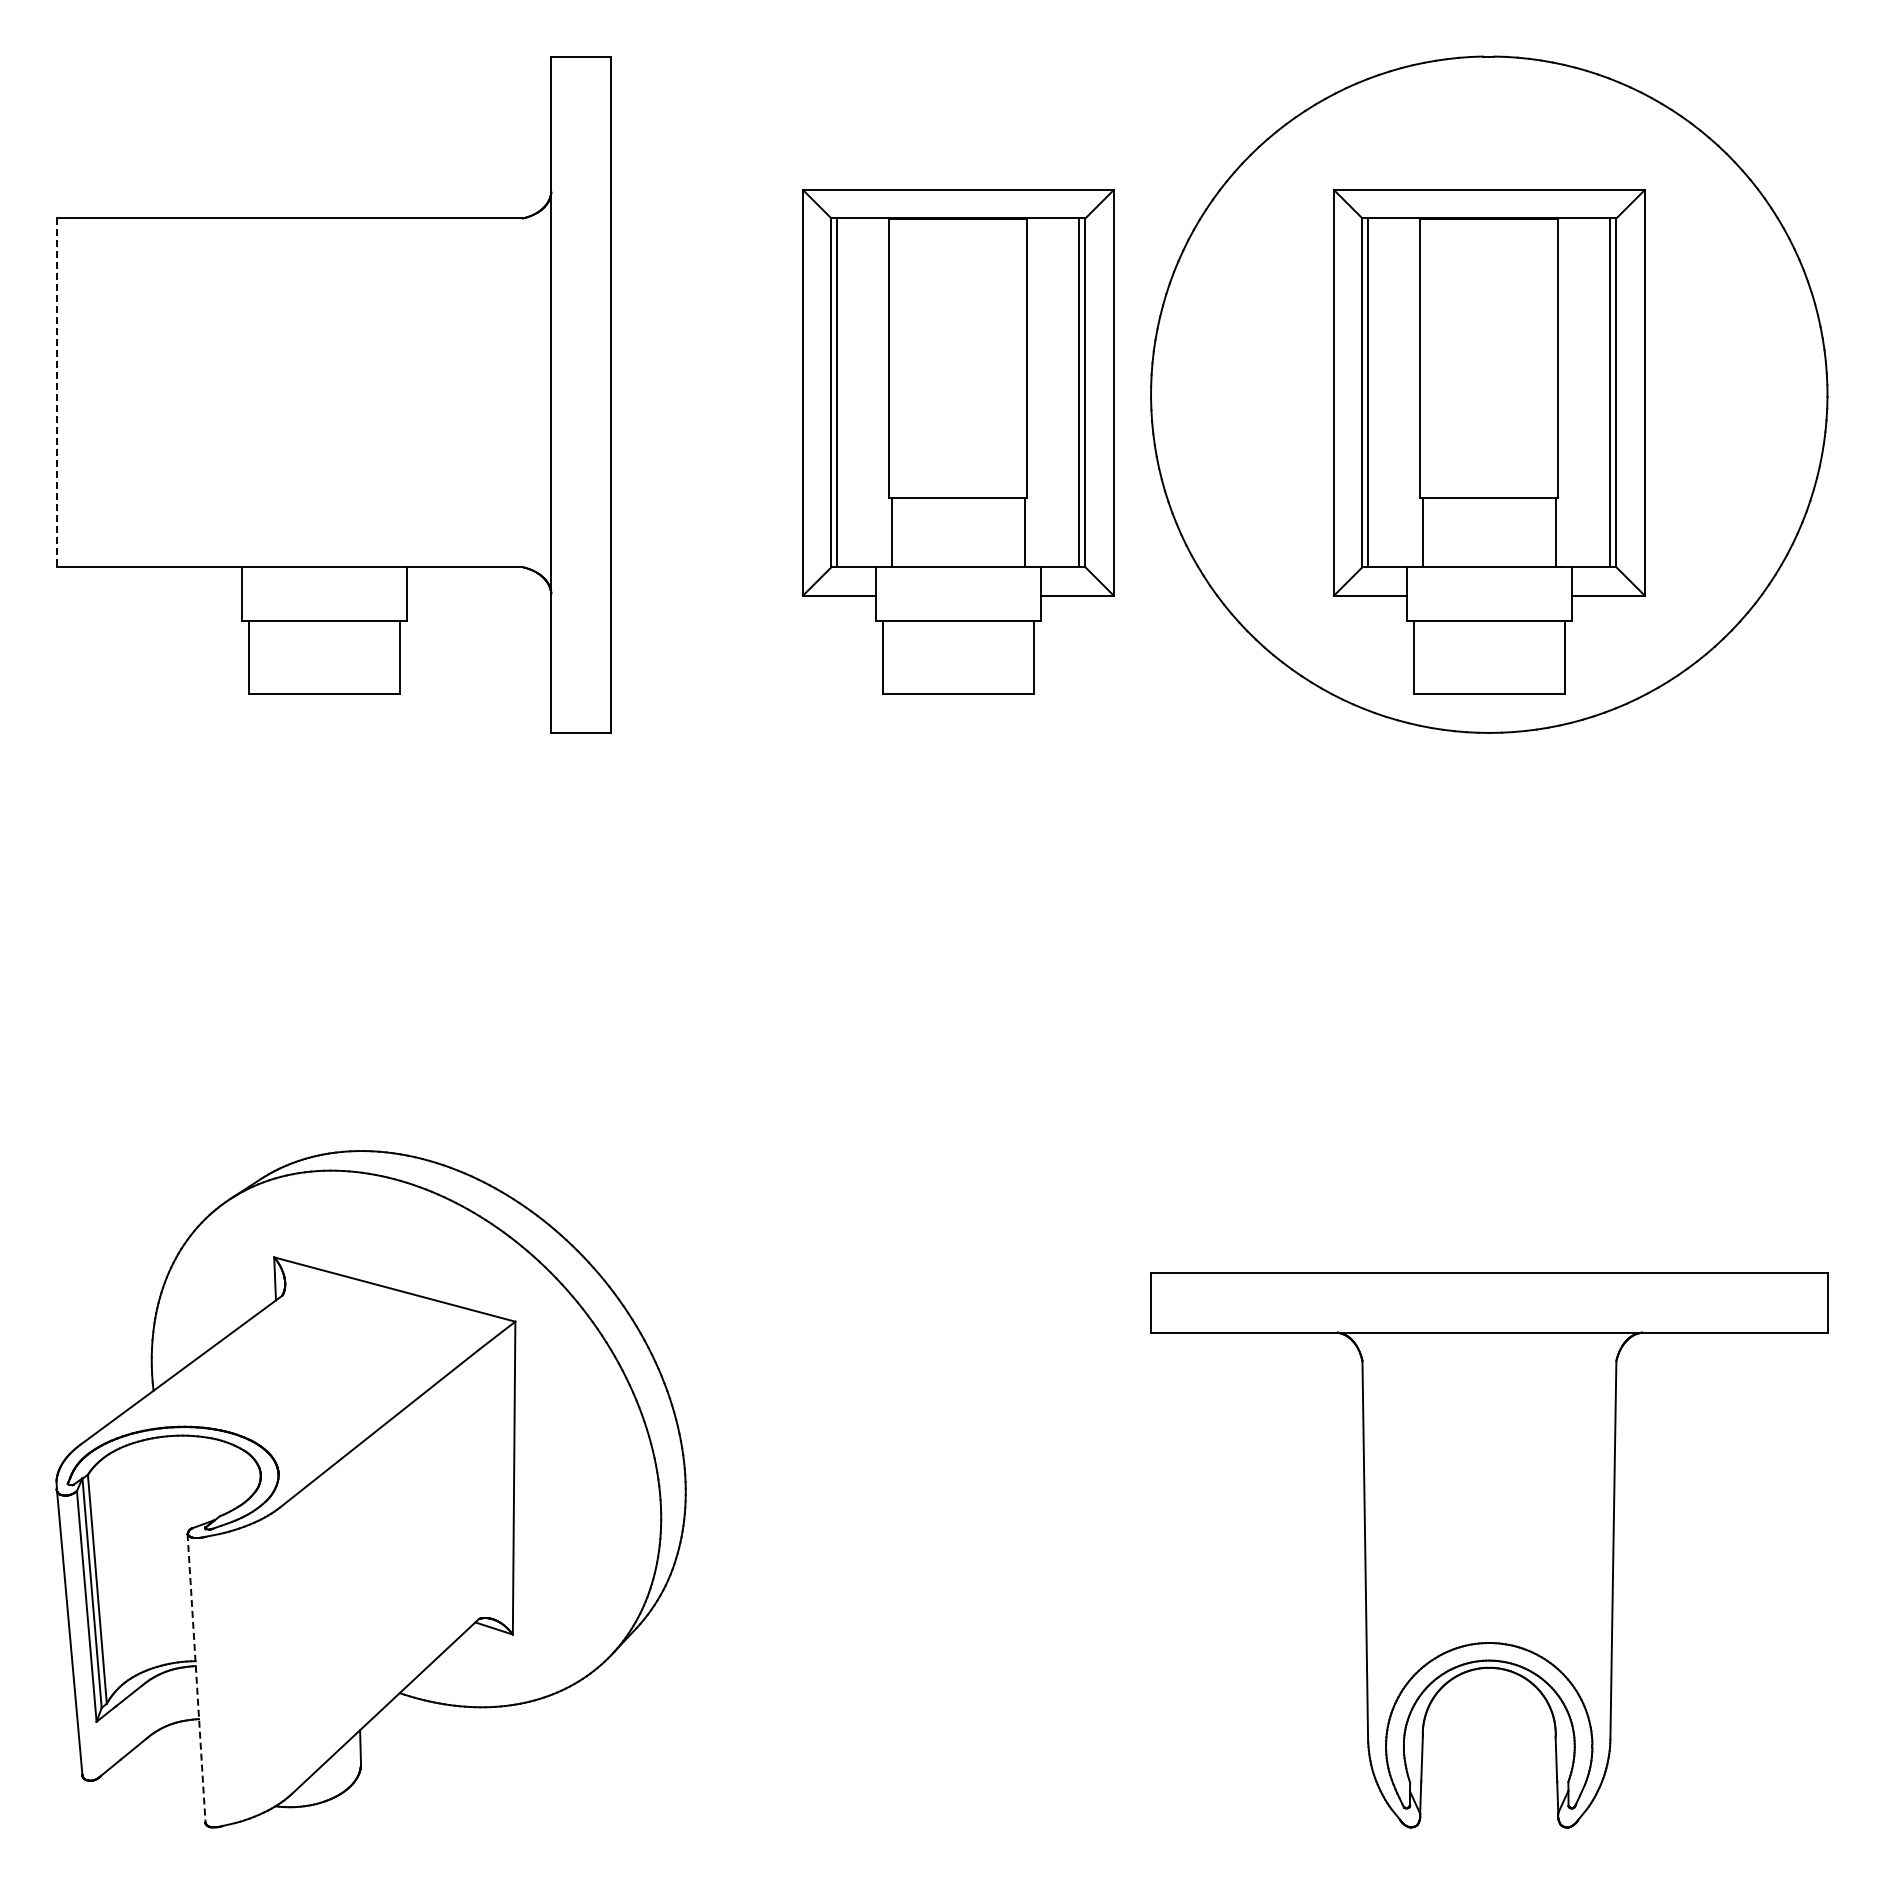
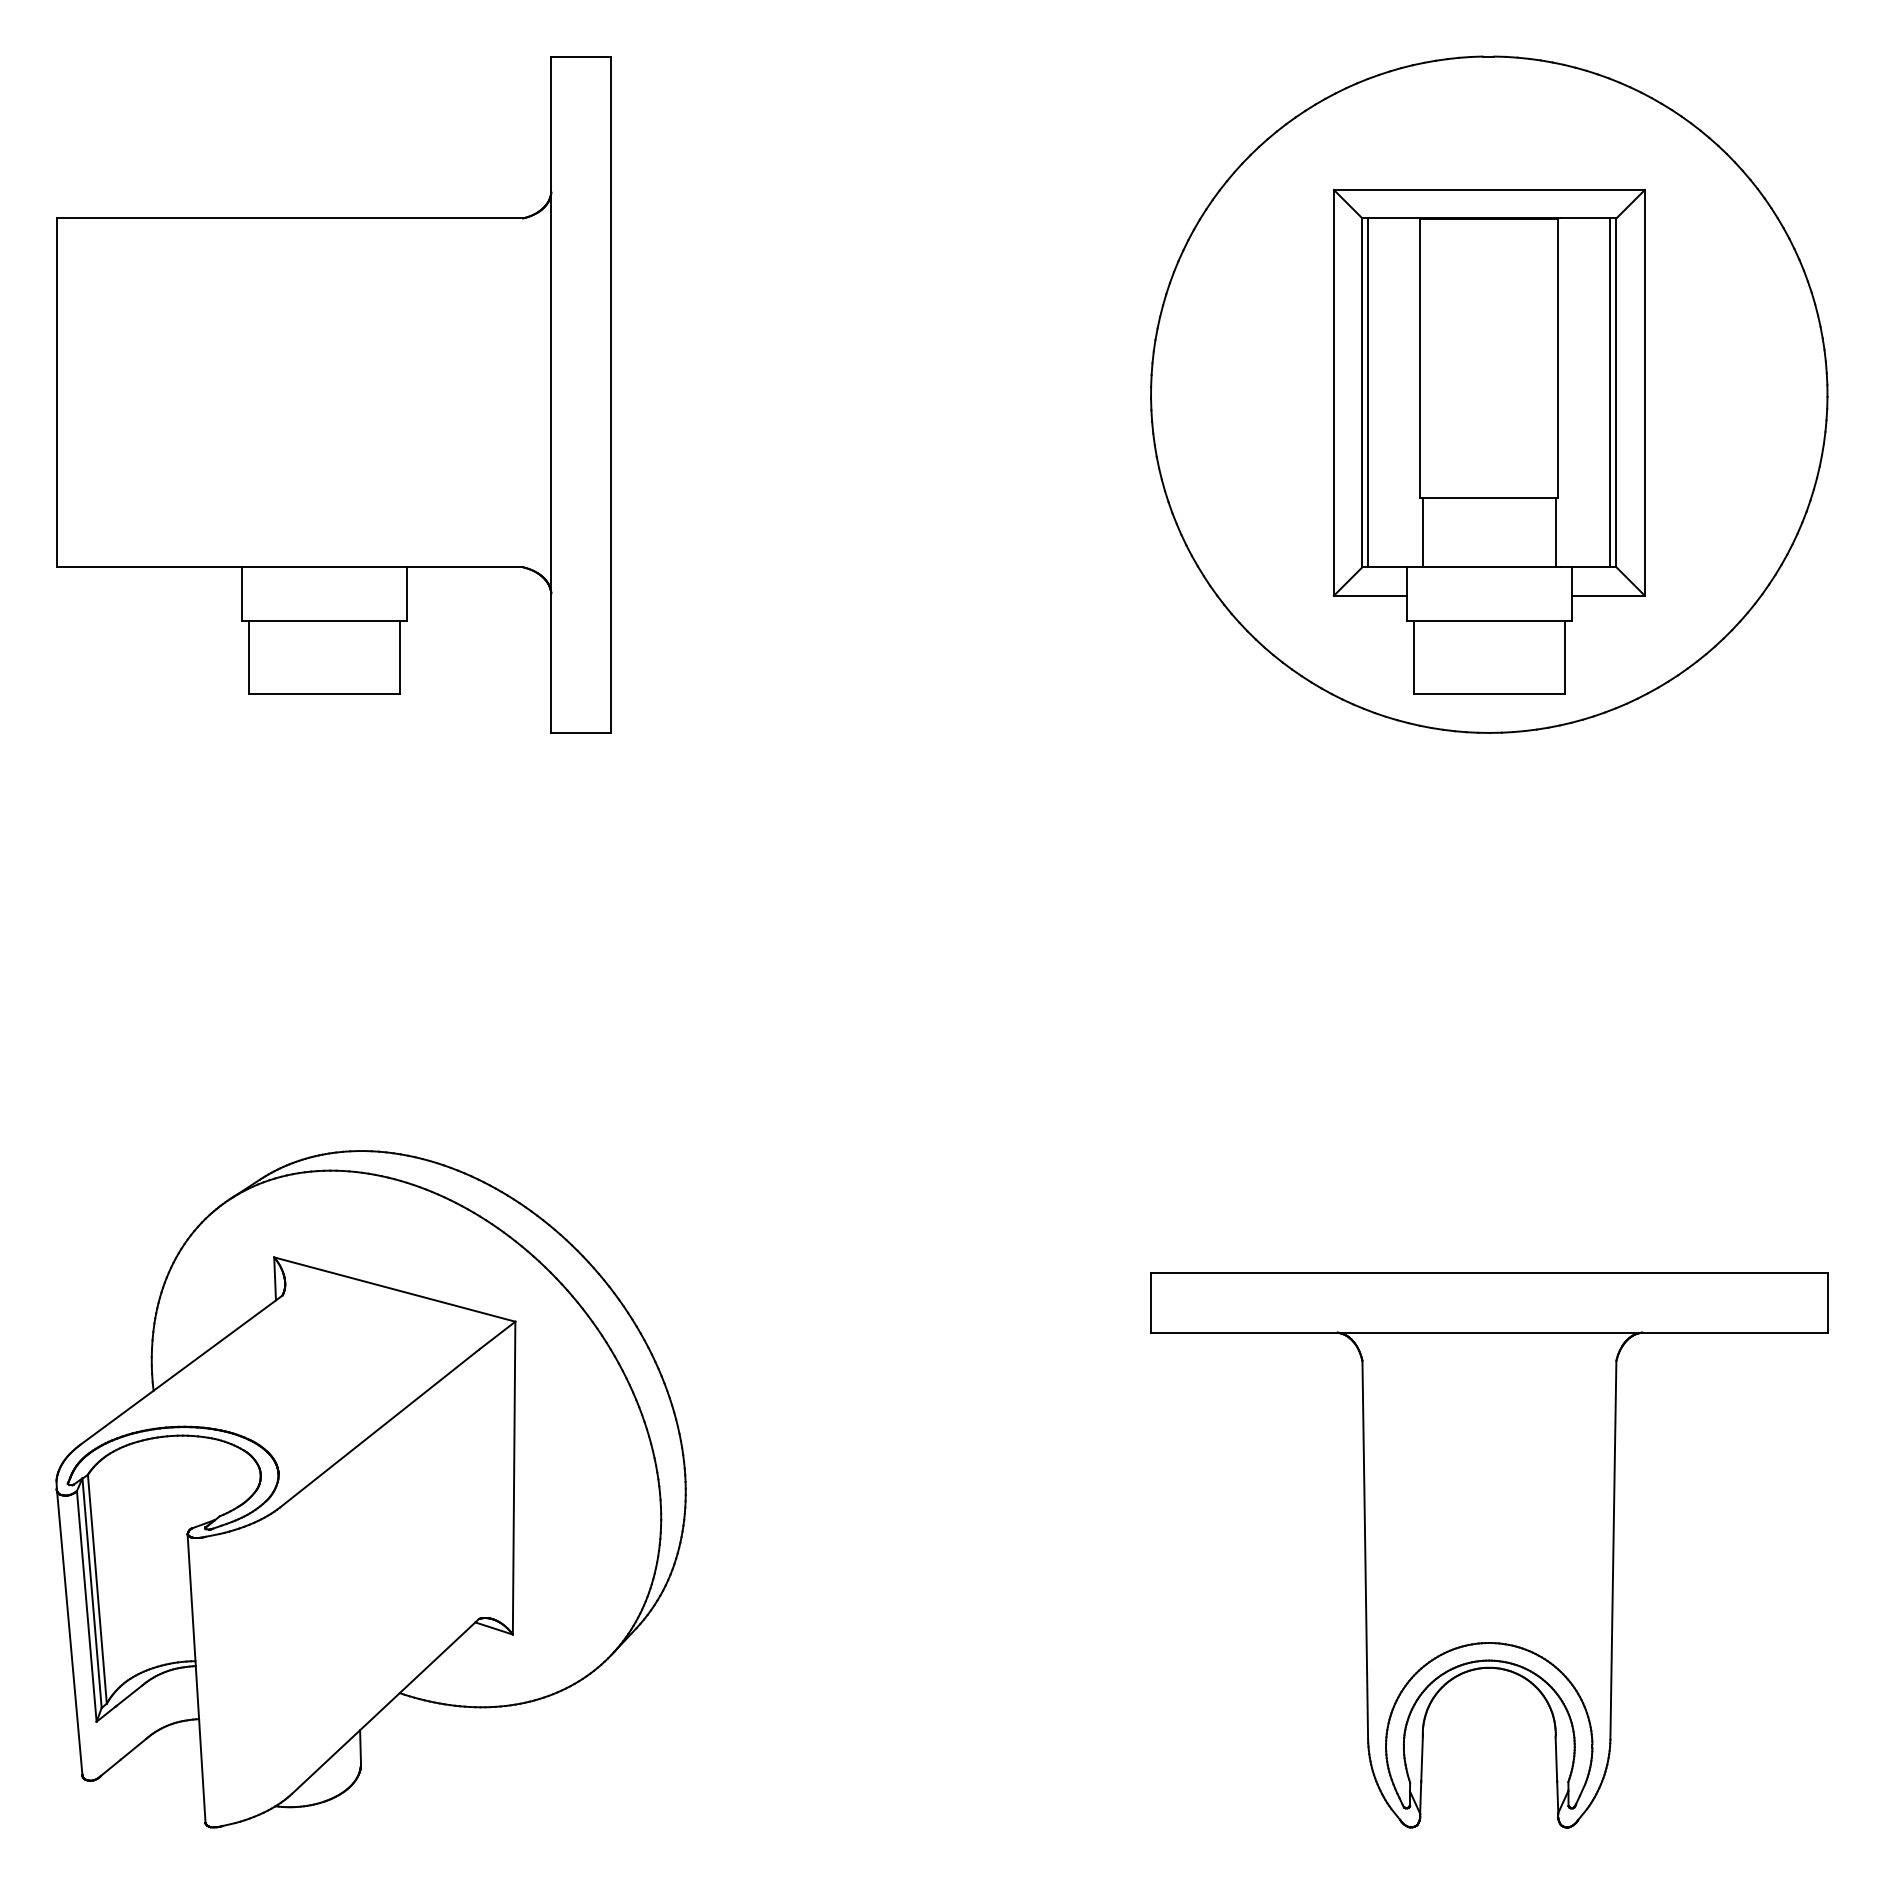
line: dashed -> solid (56, 393)
part: present -> none (957, 441)
line: dashed -> solid (196, 1678)
